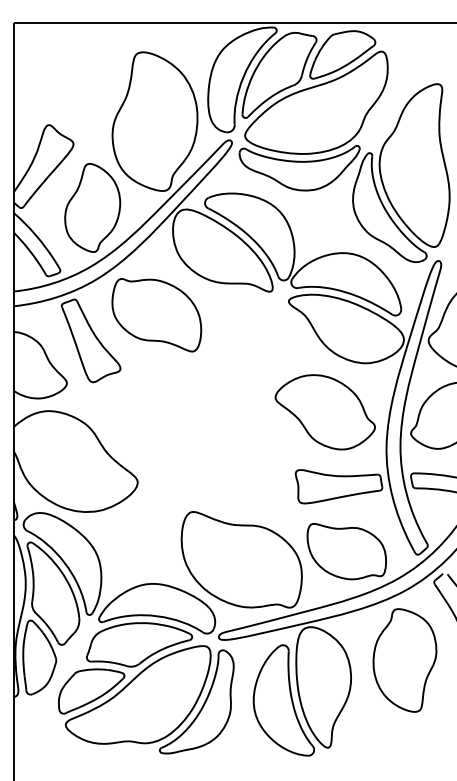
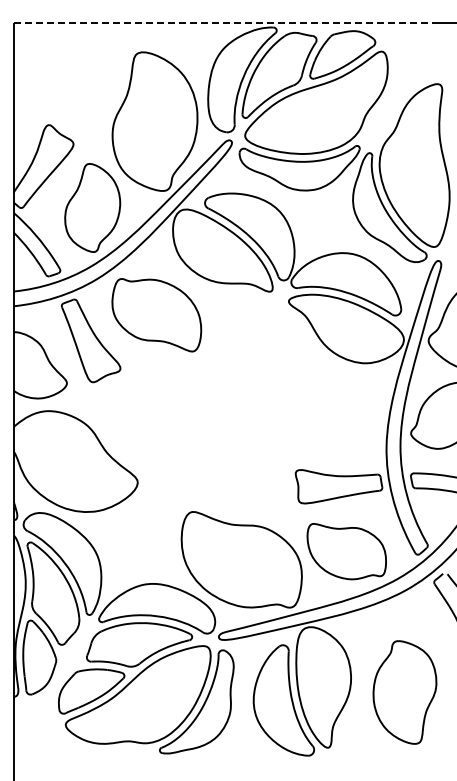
line: solid -> dashed (225, 23)
part: present -> none (324, 412)
part position: (404, 660) -> (404, 692) (404, 692)
